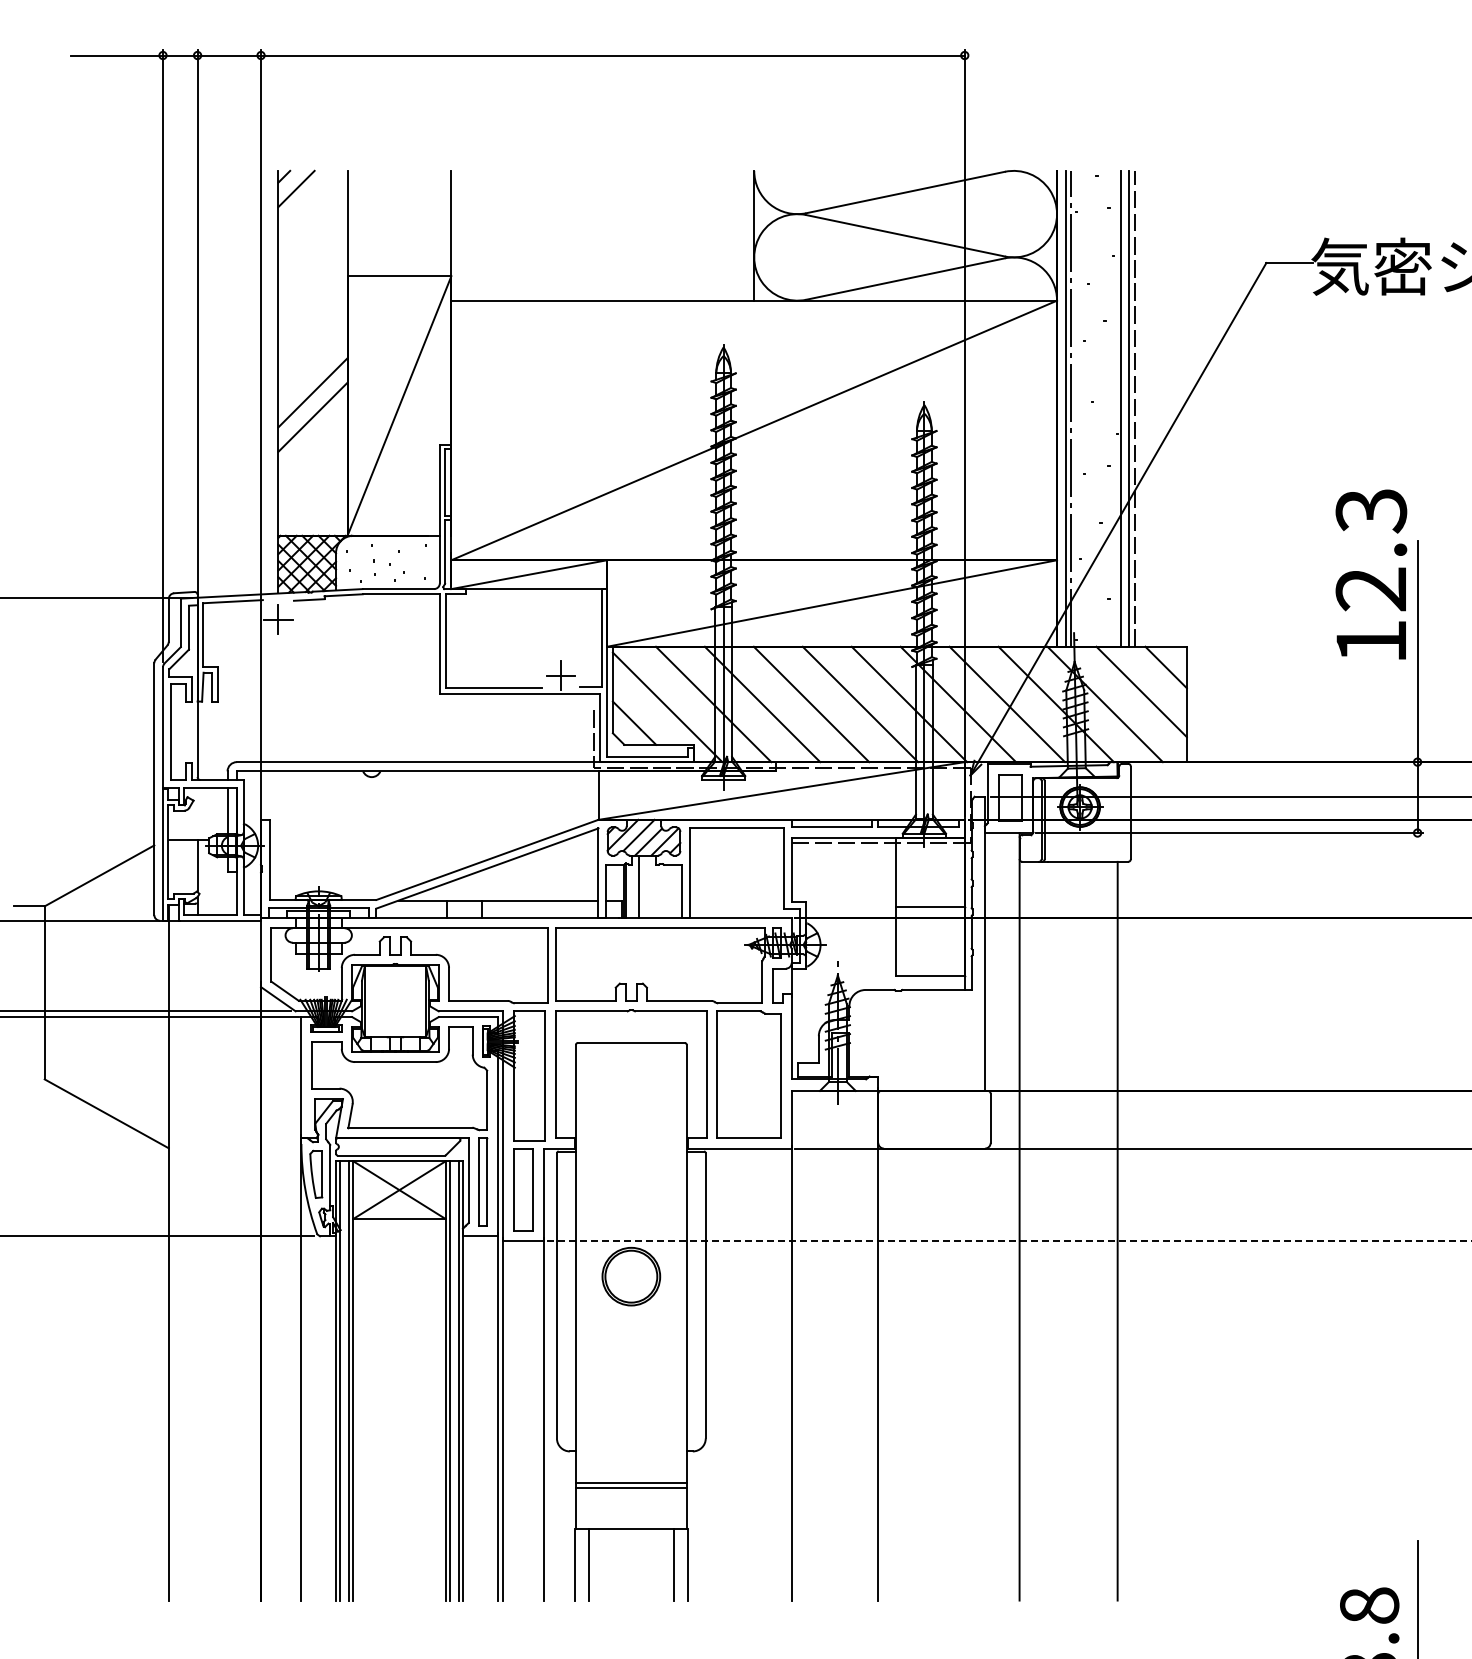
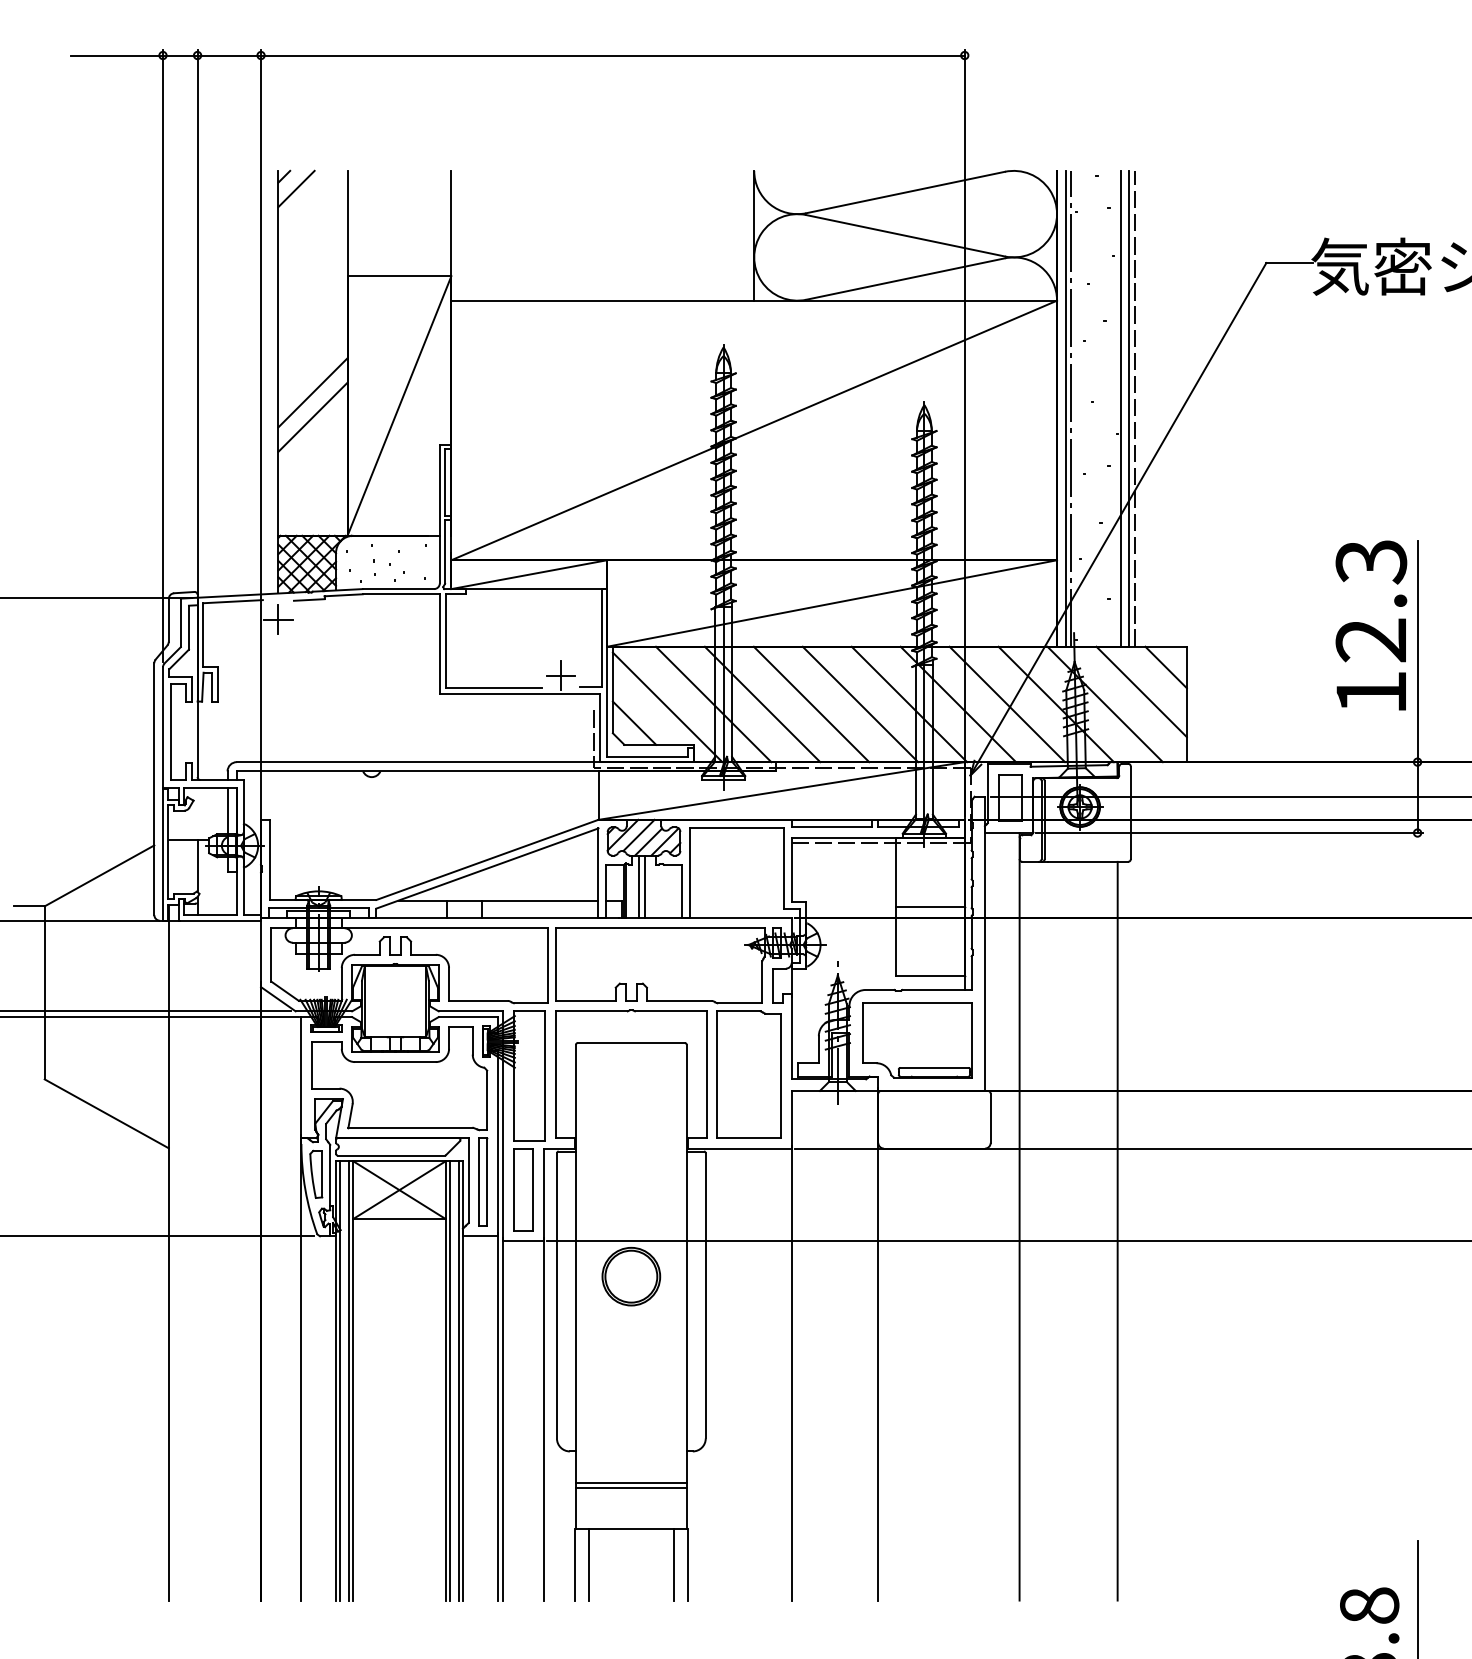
text position: (1371, 574) -> (1371, 625) (1371, 625)
line: none -> present (644, 886)
part: none -> present (917, 1040)
line: dashed -> solid (1009, 1240)
